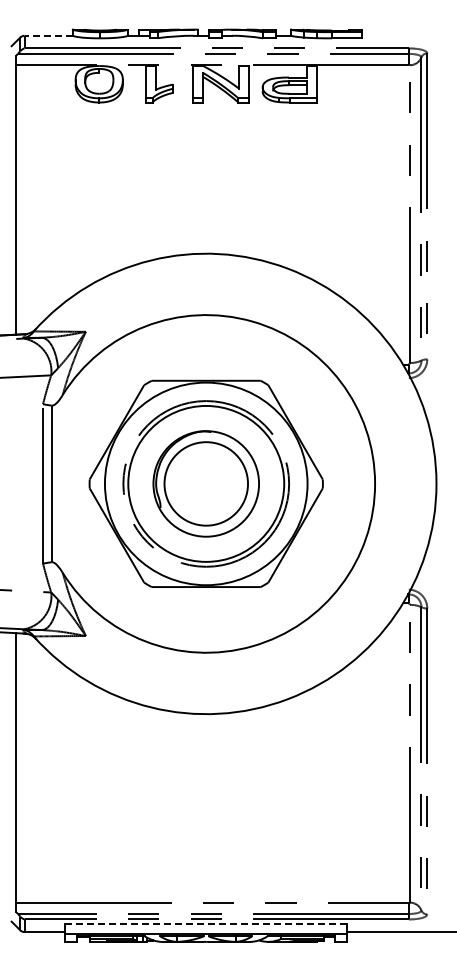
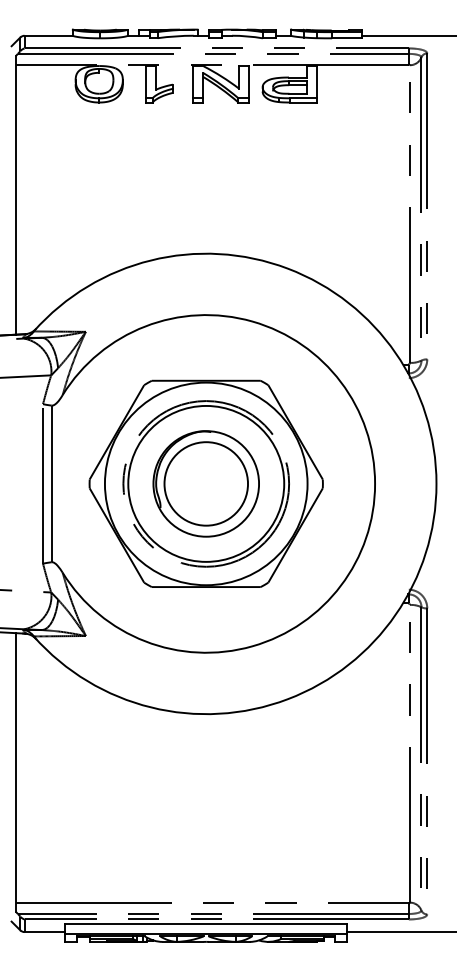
line: dashed -> solid (48, 35)
line: none -> present (407, 35)
line: dashed -> solid (205, 924)
